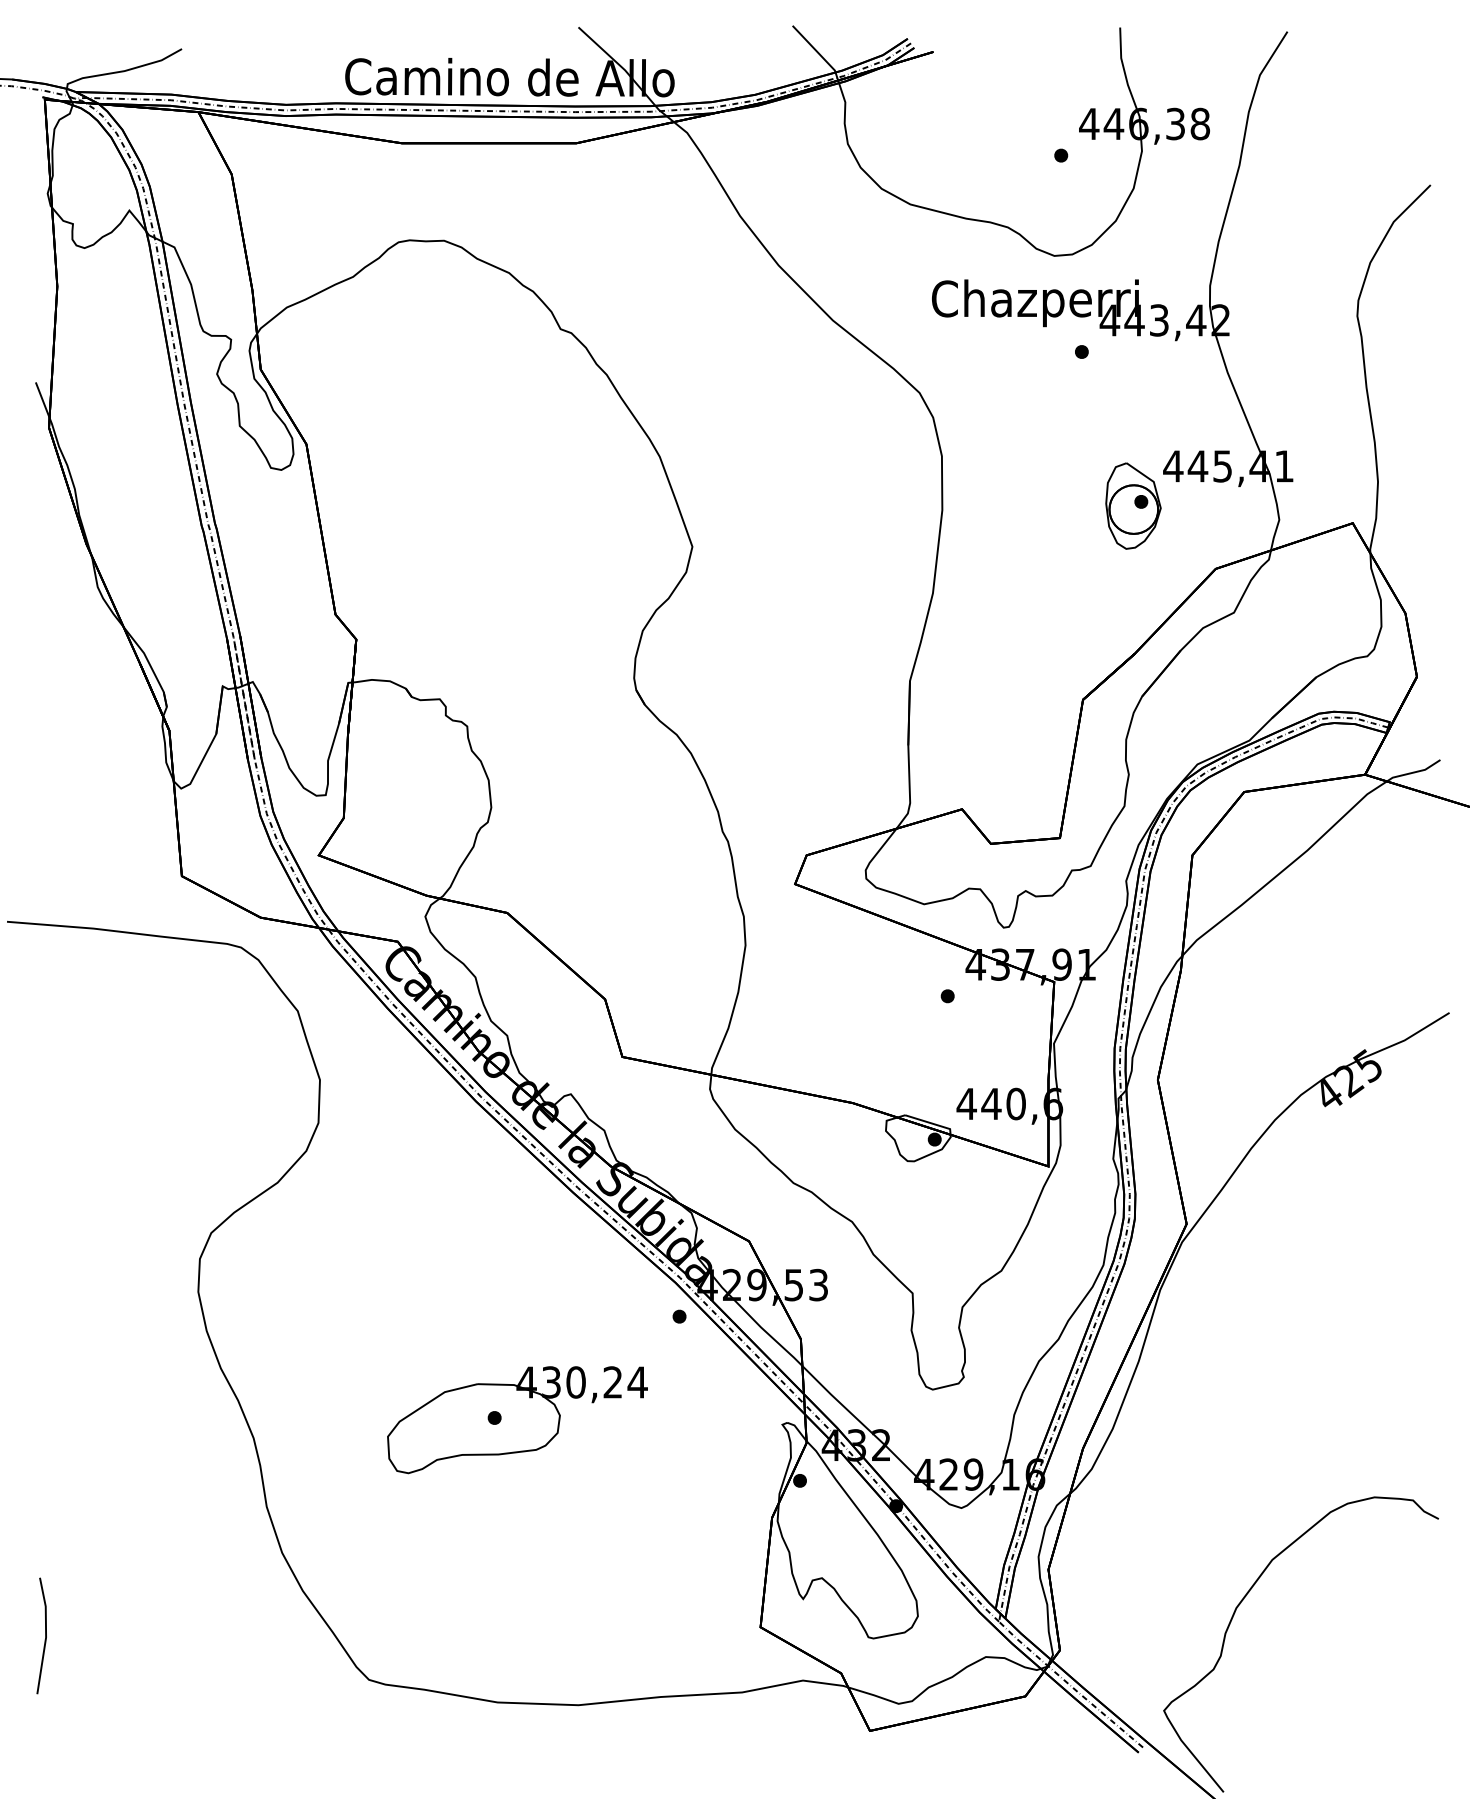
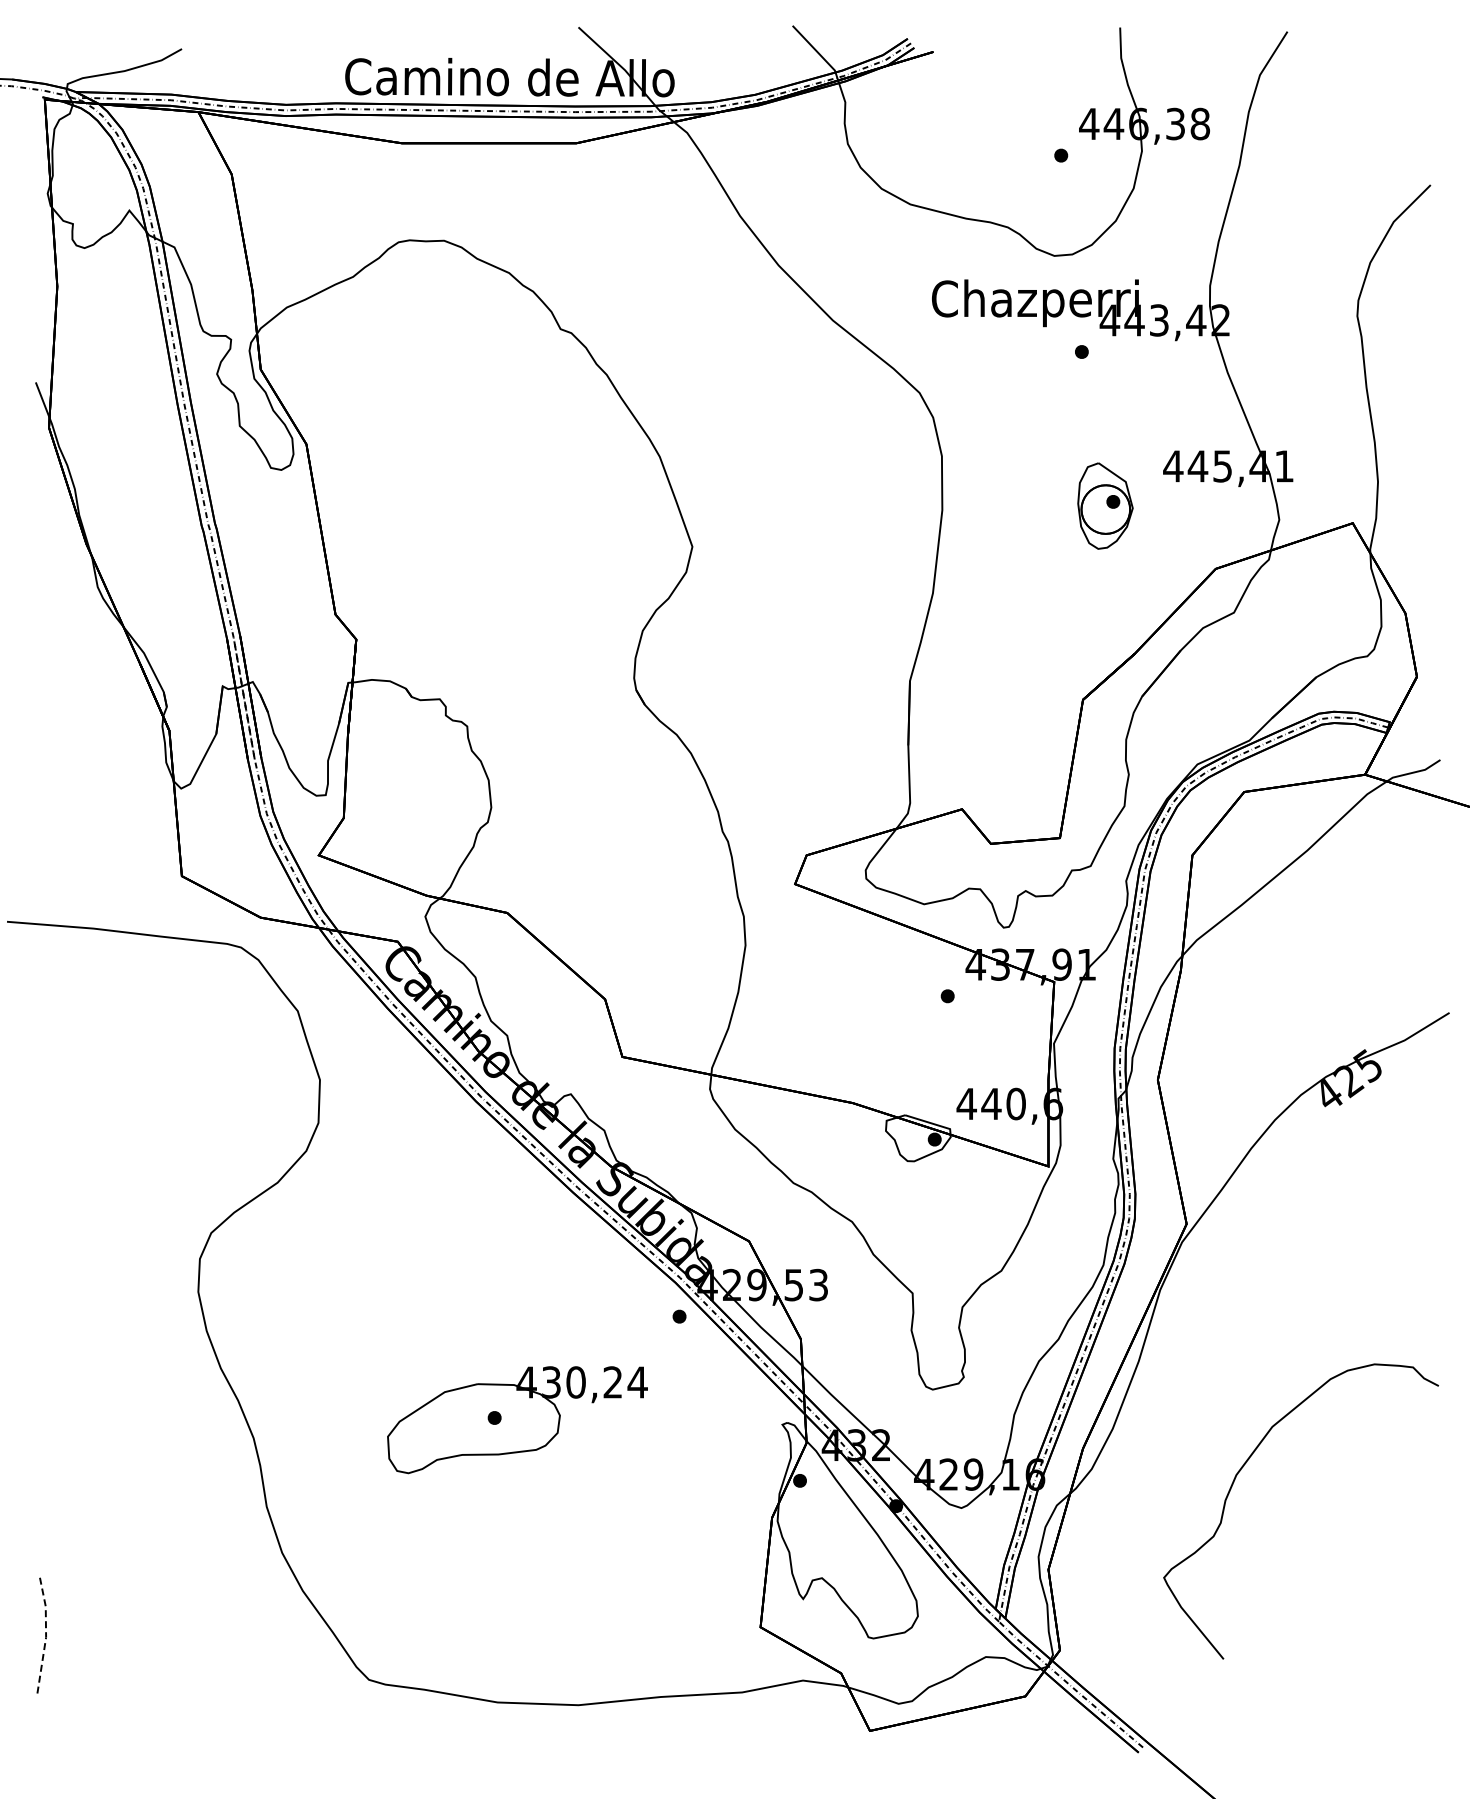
part position: (1133, 505) -> (1105, 505) (1105, 505)
curve position: (1243, 1600) -> (1243, 1467) (1243, 1467)
line: solid -> dashed (46, 1635)
